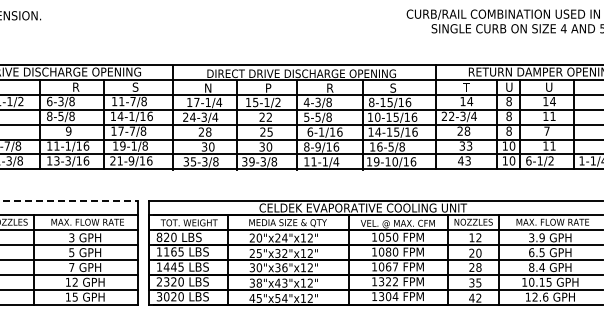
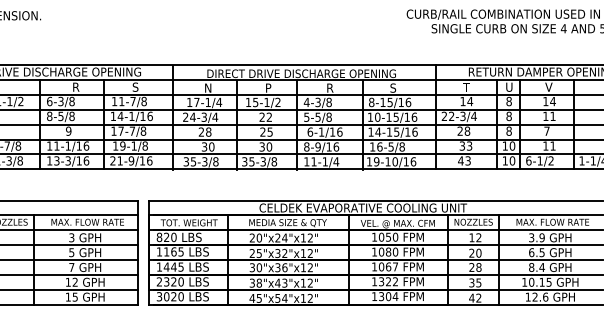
text: U -> V (548, 86)
text: 39-3/8 -> 35-3/8 (251, 161)
line: dashed -> solid (69, 200)
